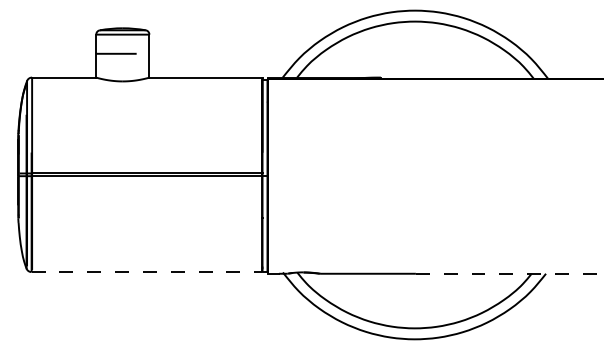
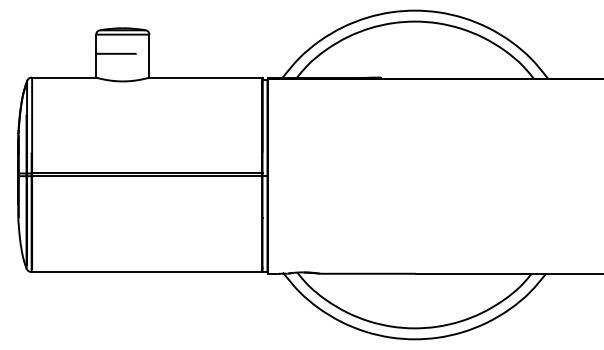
line: dashed -> solid (147, 272)
line: dashed -> solid (509, 273)
